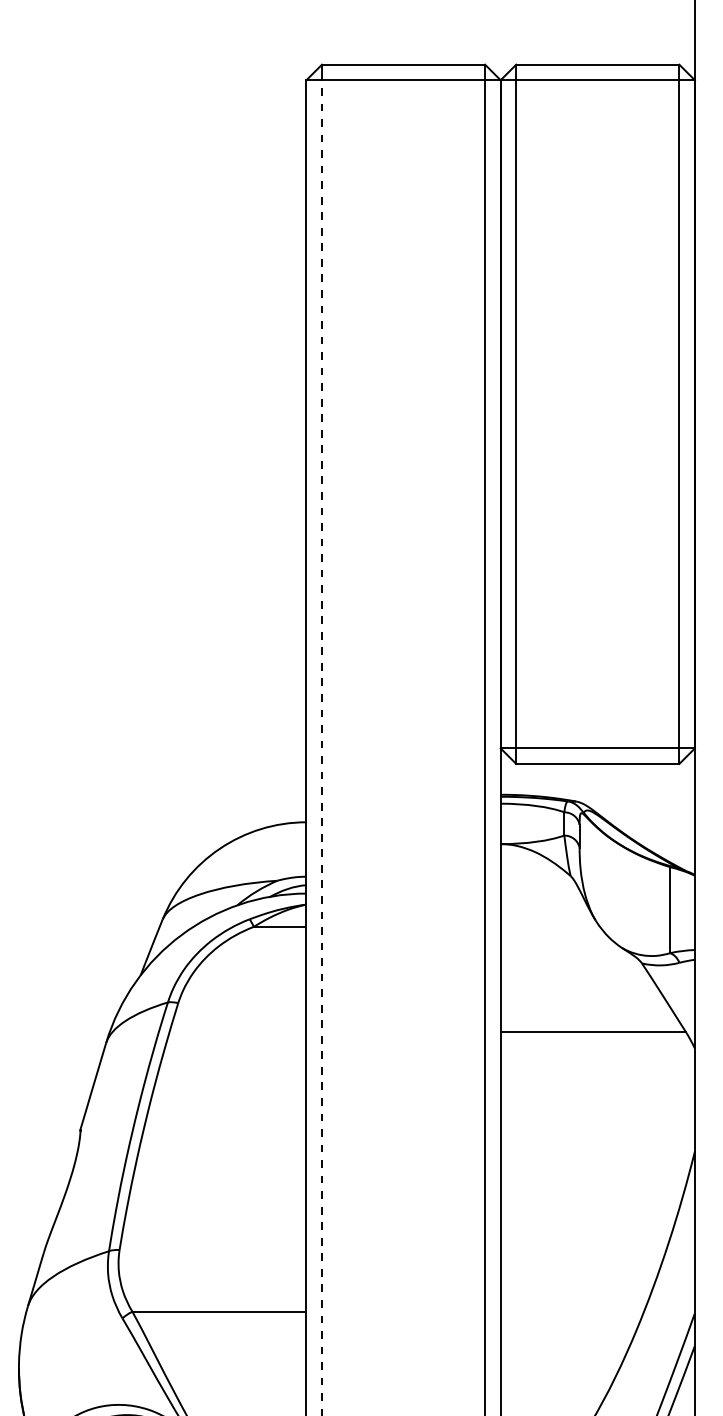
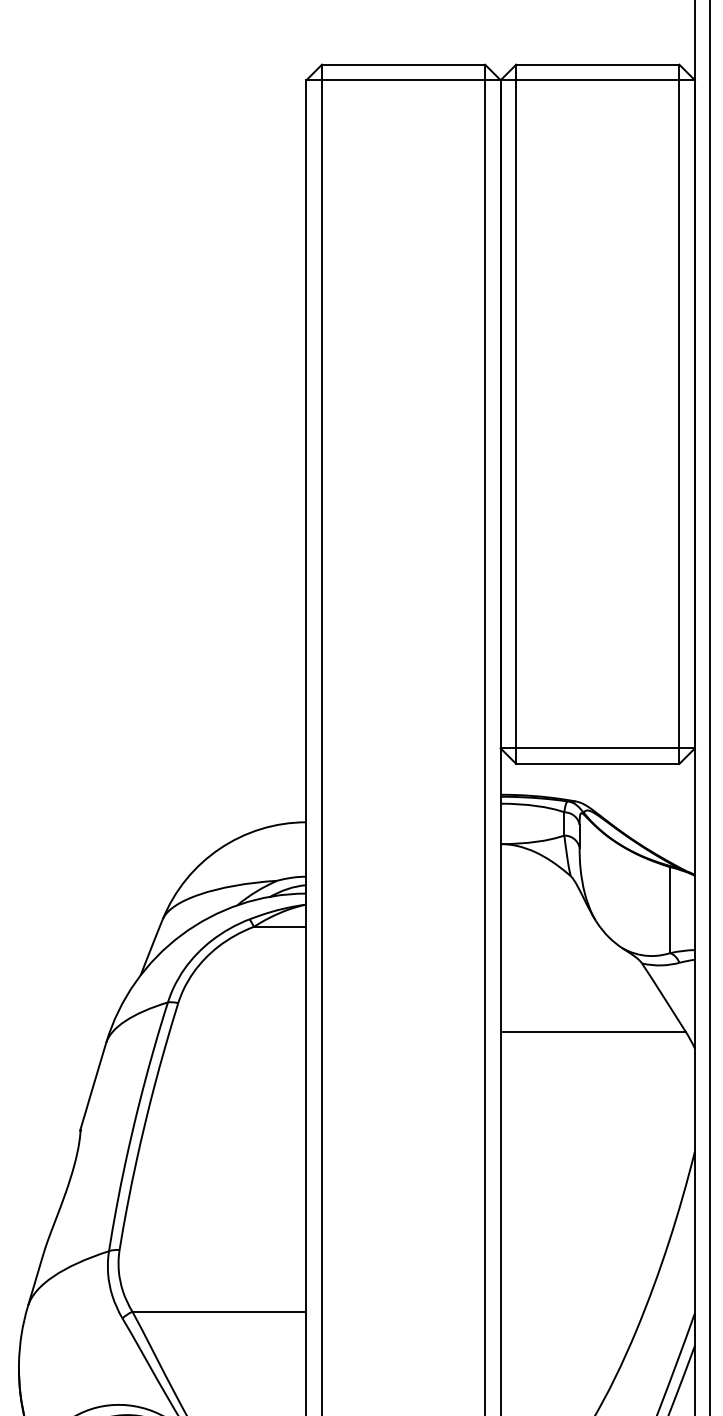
line: none -> present (710, 707)
line: dashed -> solid (321, 747)
